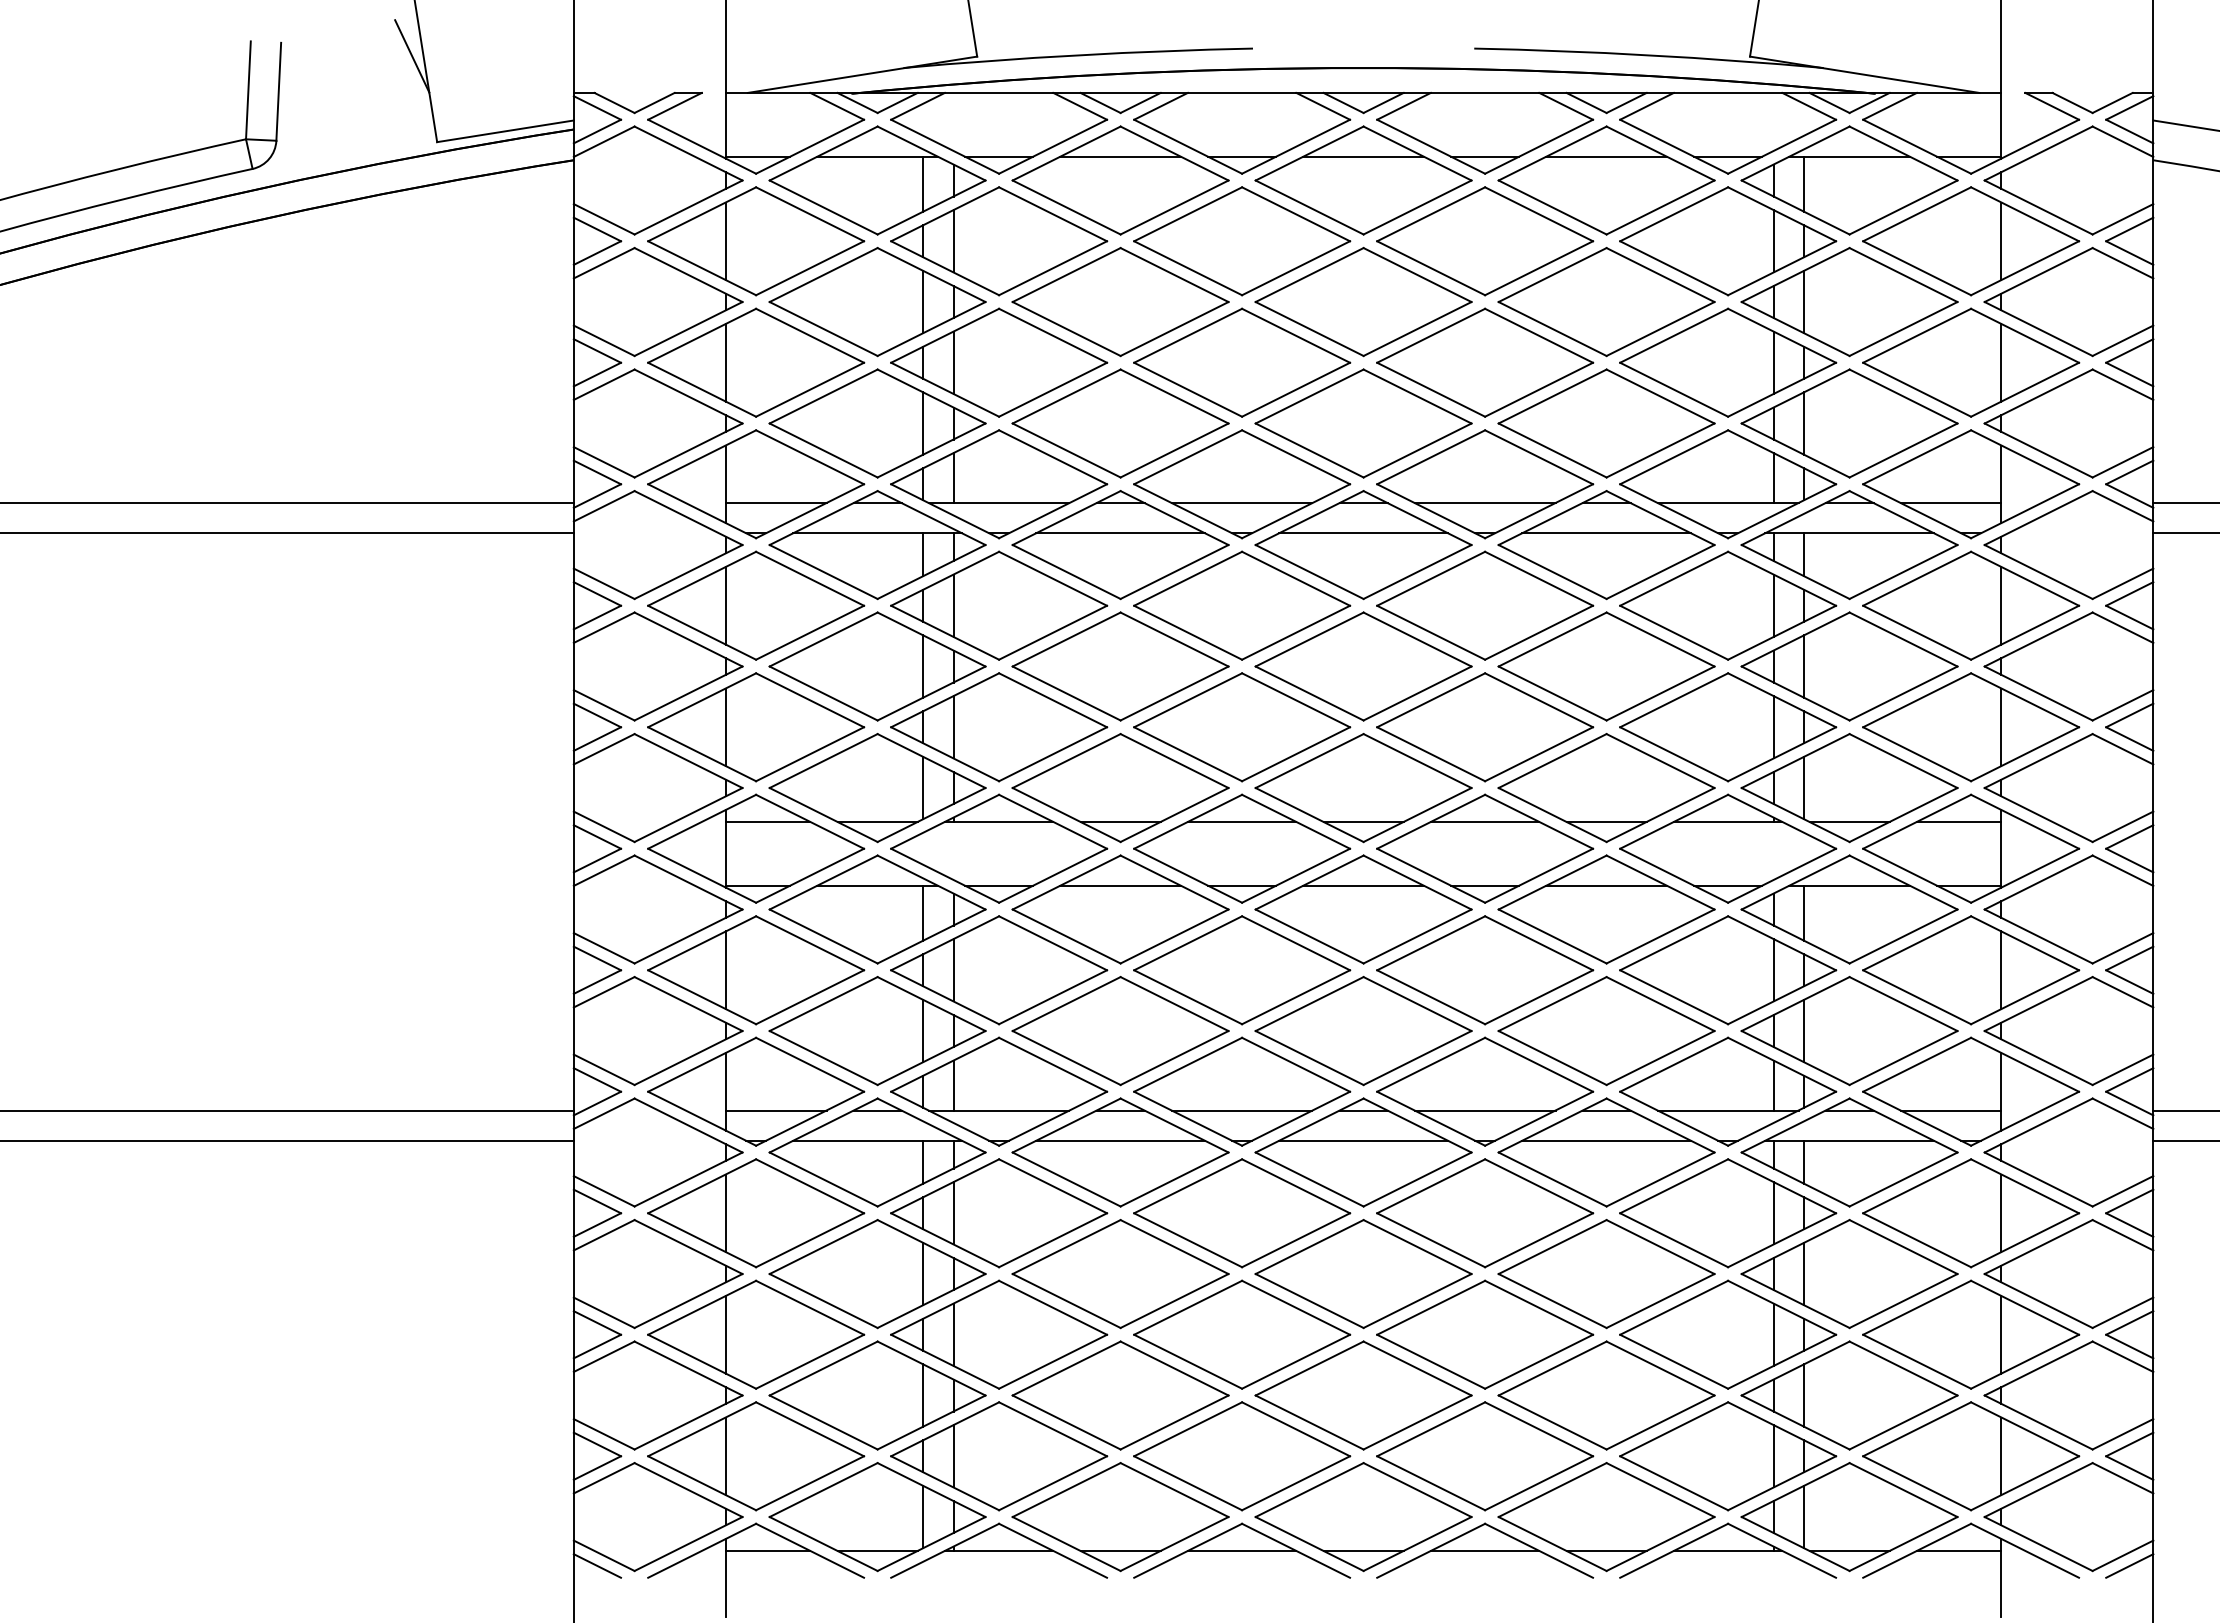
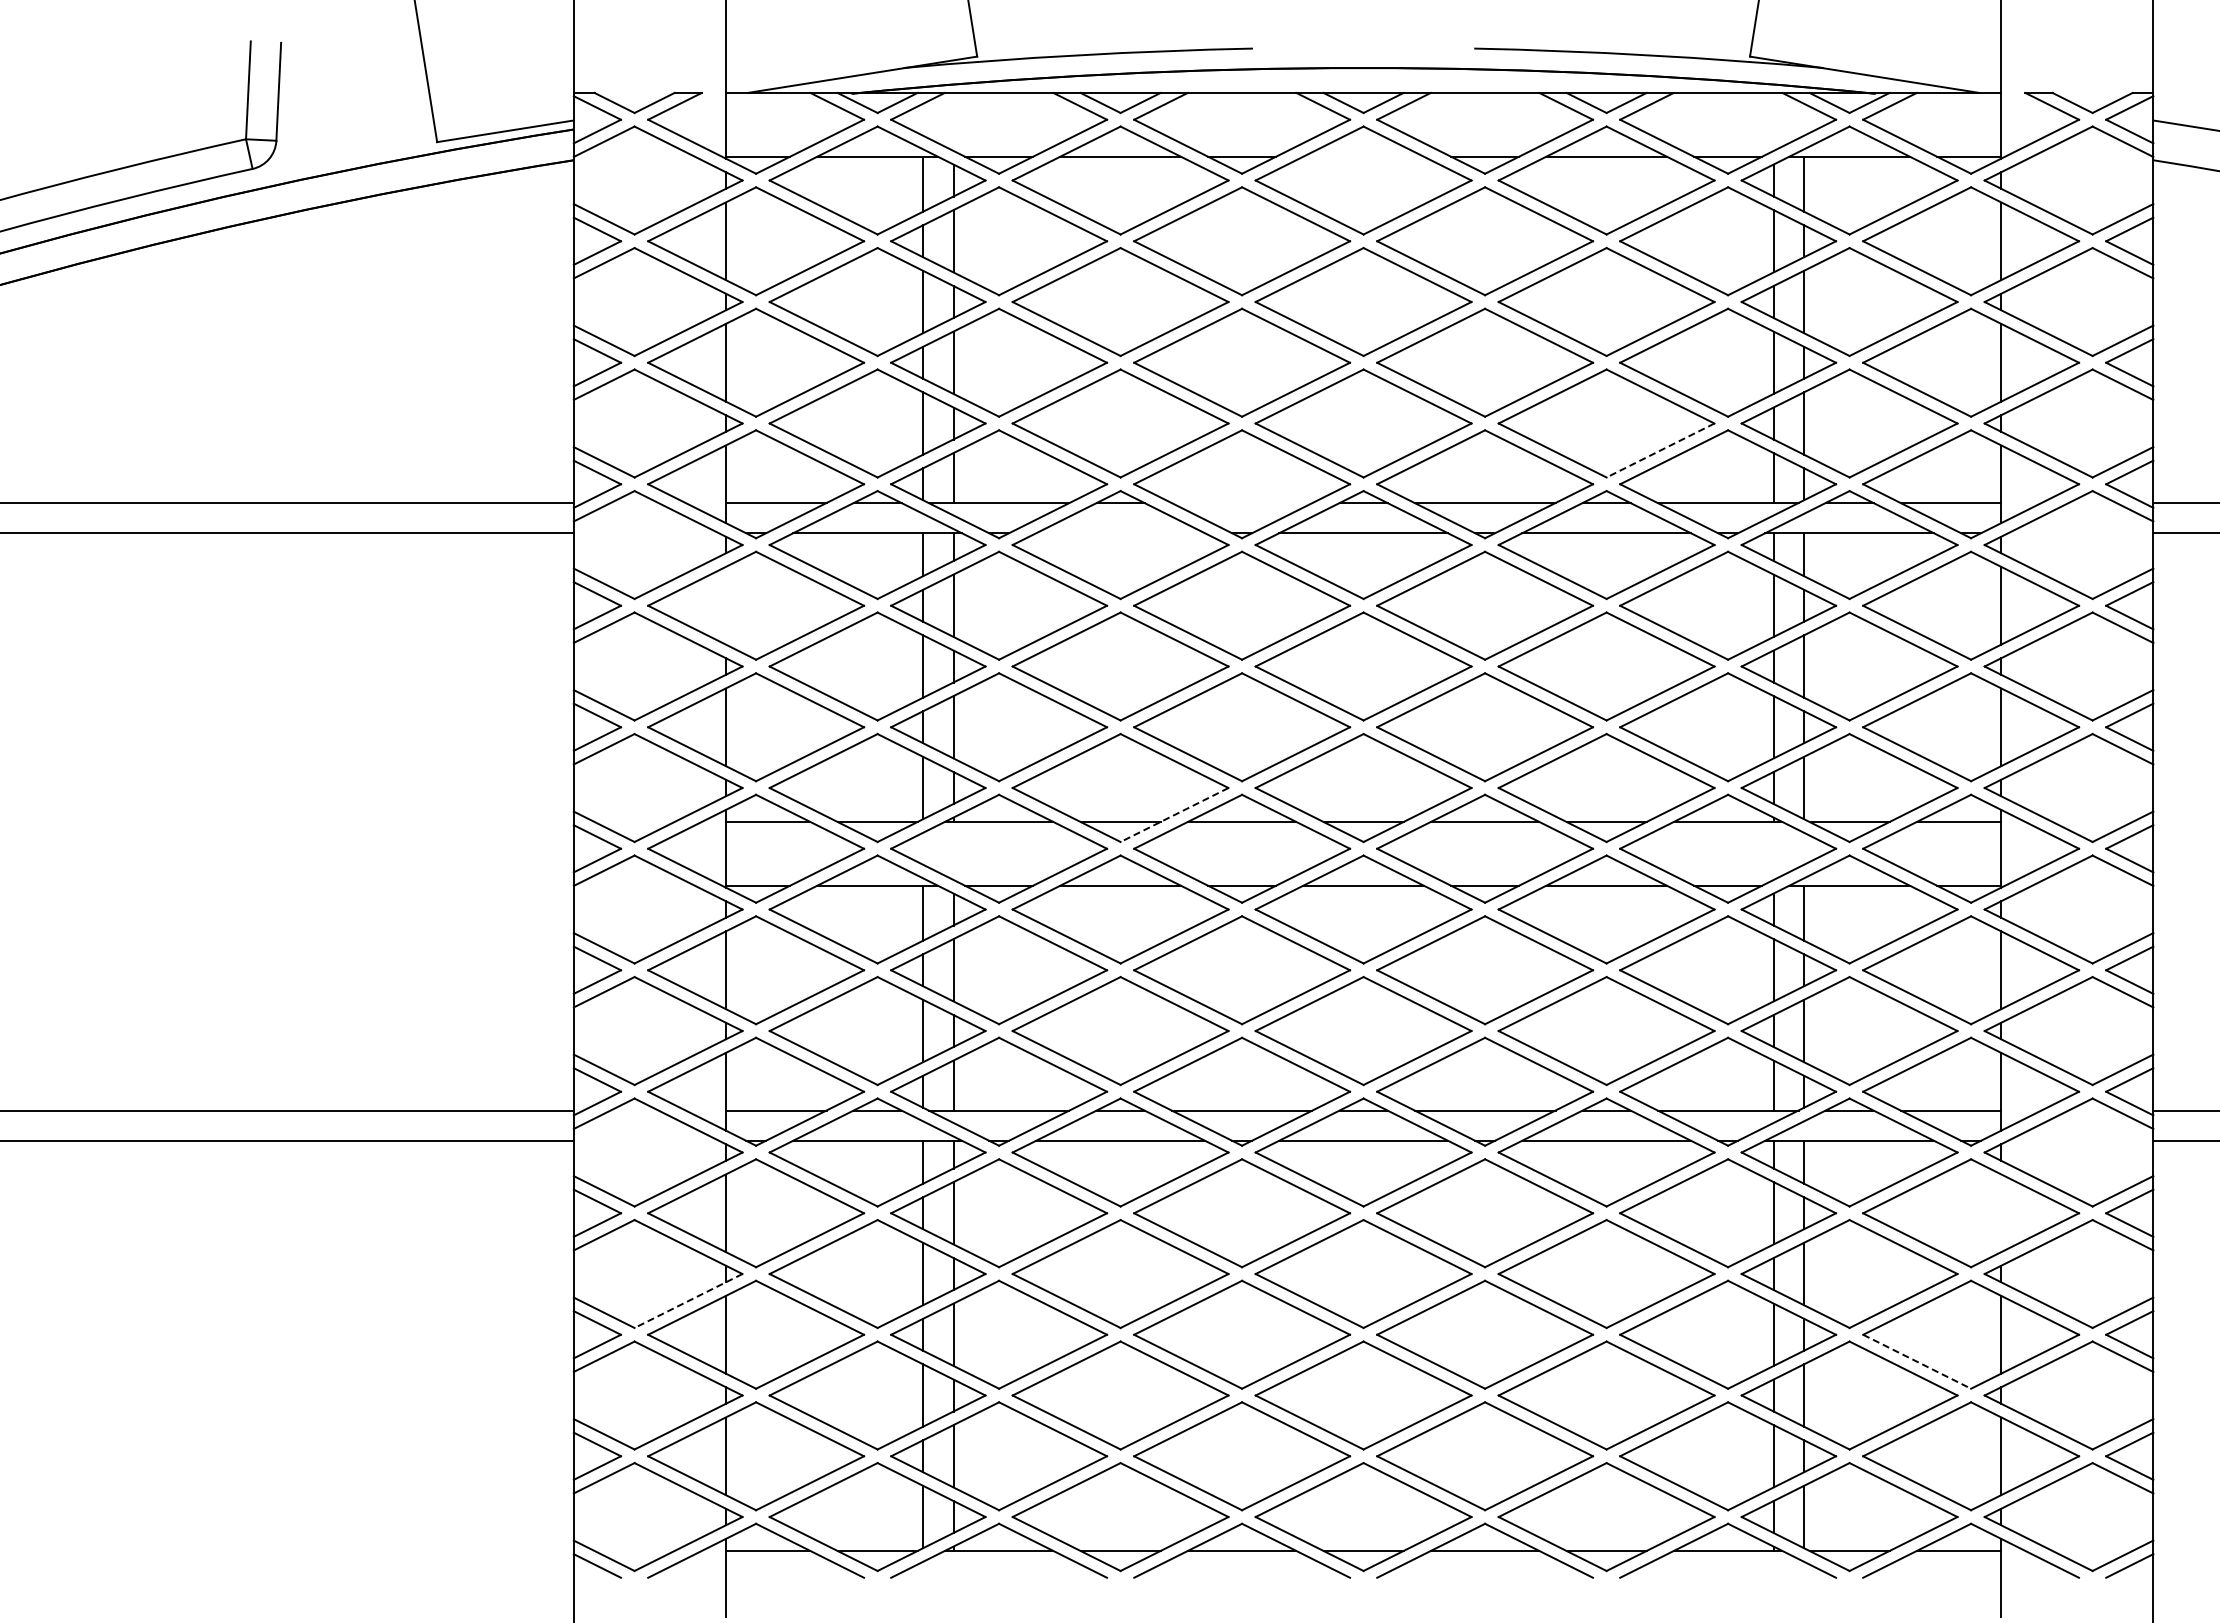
line: present -> none (412, 56)
line: present -> none (1363, 156)
line: solid -> dashed (1660, 450)
line: present -> none (1241, 503)
line: present -> none (1120, 533)
line: present -> none (725, 605)
line: solid -> dashed (1174, 815)
line: present -> none (2001, 1213)
line: solid -> dashed (688, 1301)
line: solid -> dashed (1917, 1361)
